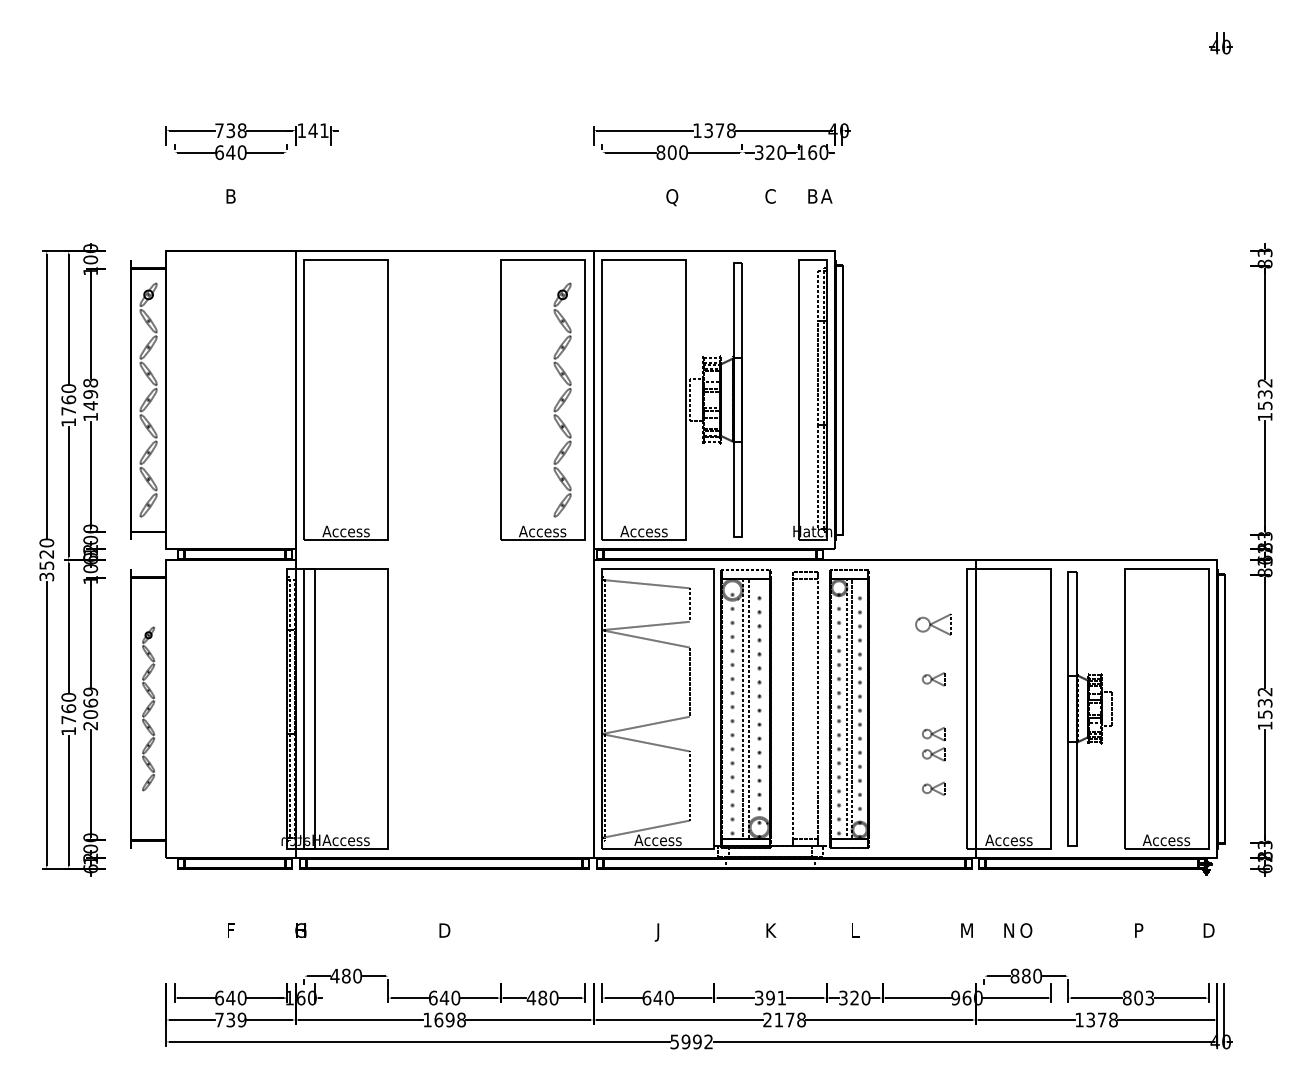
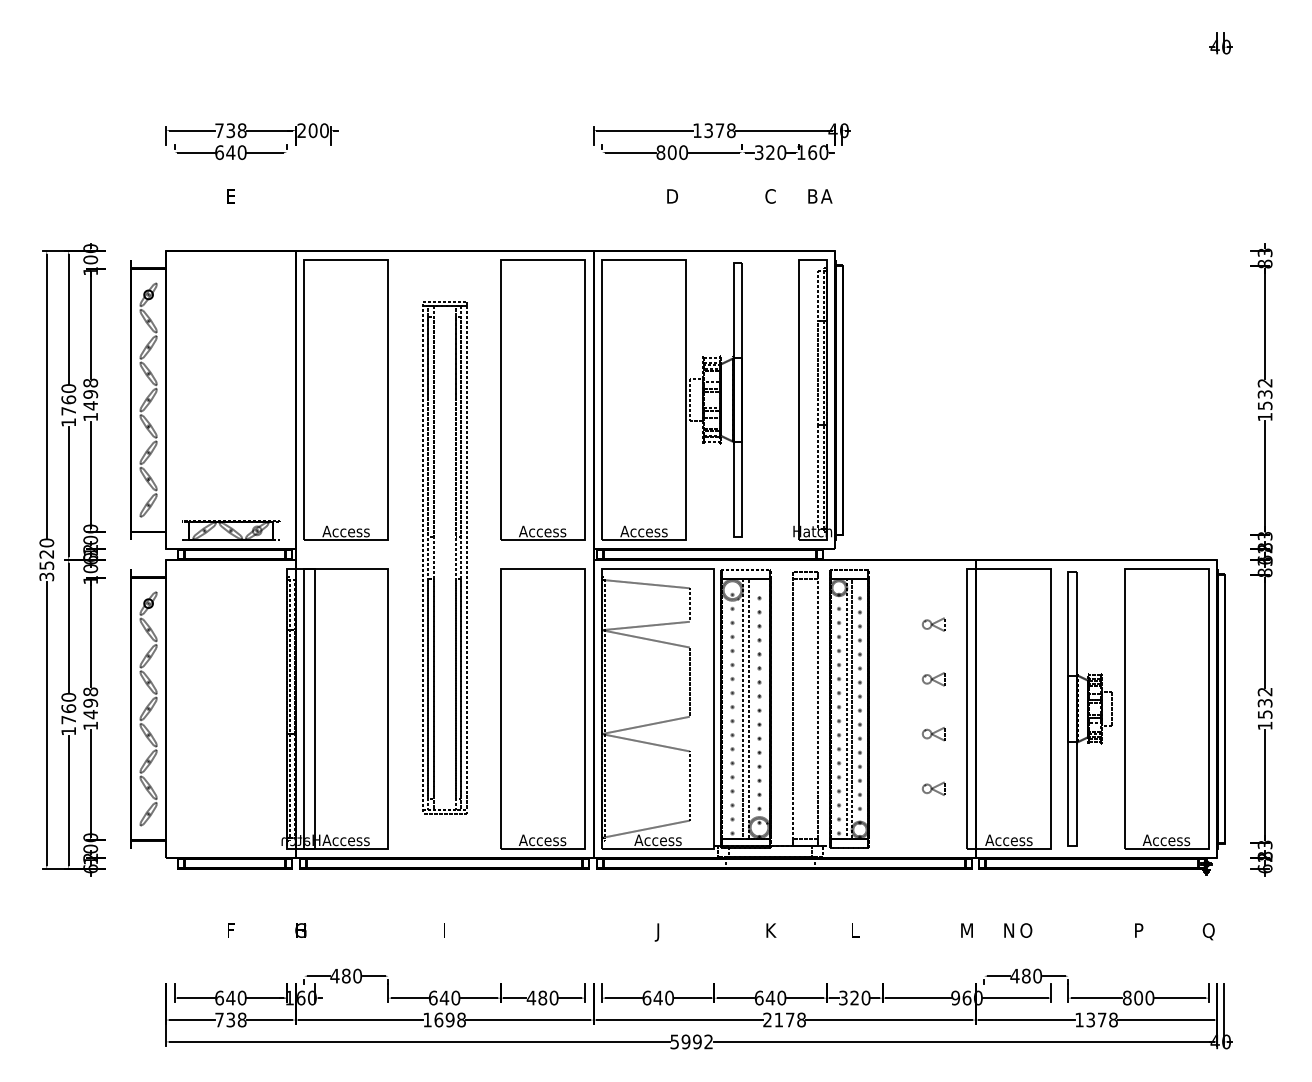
text: 141 -> 200 (312, 130)
text: B -> E (230, 196)
text: Q -> D (672, 197)
part: present -> none (562, 399)
part: none -> present (231, 530)
part: none -> present (434, 557)
part size: 37x23 px -> 24x15 px (933, 624)
text: 2069 -> 1498 (90, 708)
part size: 14x166 px -> 19x236 px (148, 708)
part: none -> present (542, 708)
part: present -> none (933, 754)
text: D -> I (444, 930)
text: D -> Q (1208, 931)
text: 880 -> 480 (1014, 975)
text: 391 -> 640 (770, 997)
text: 803 -> 800 (1149, 997)
text: 739 -> 738 (241, 1019)
